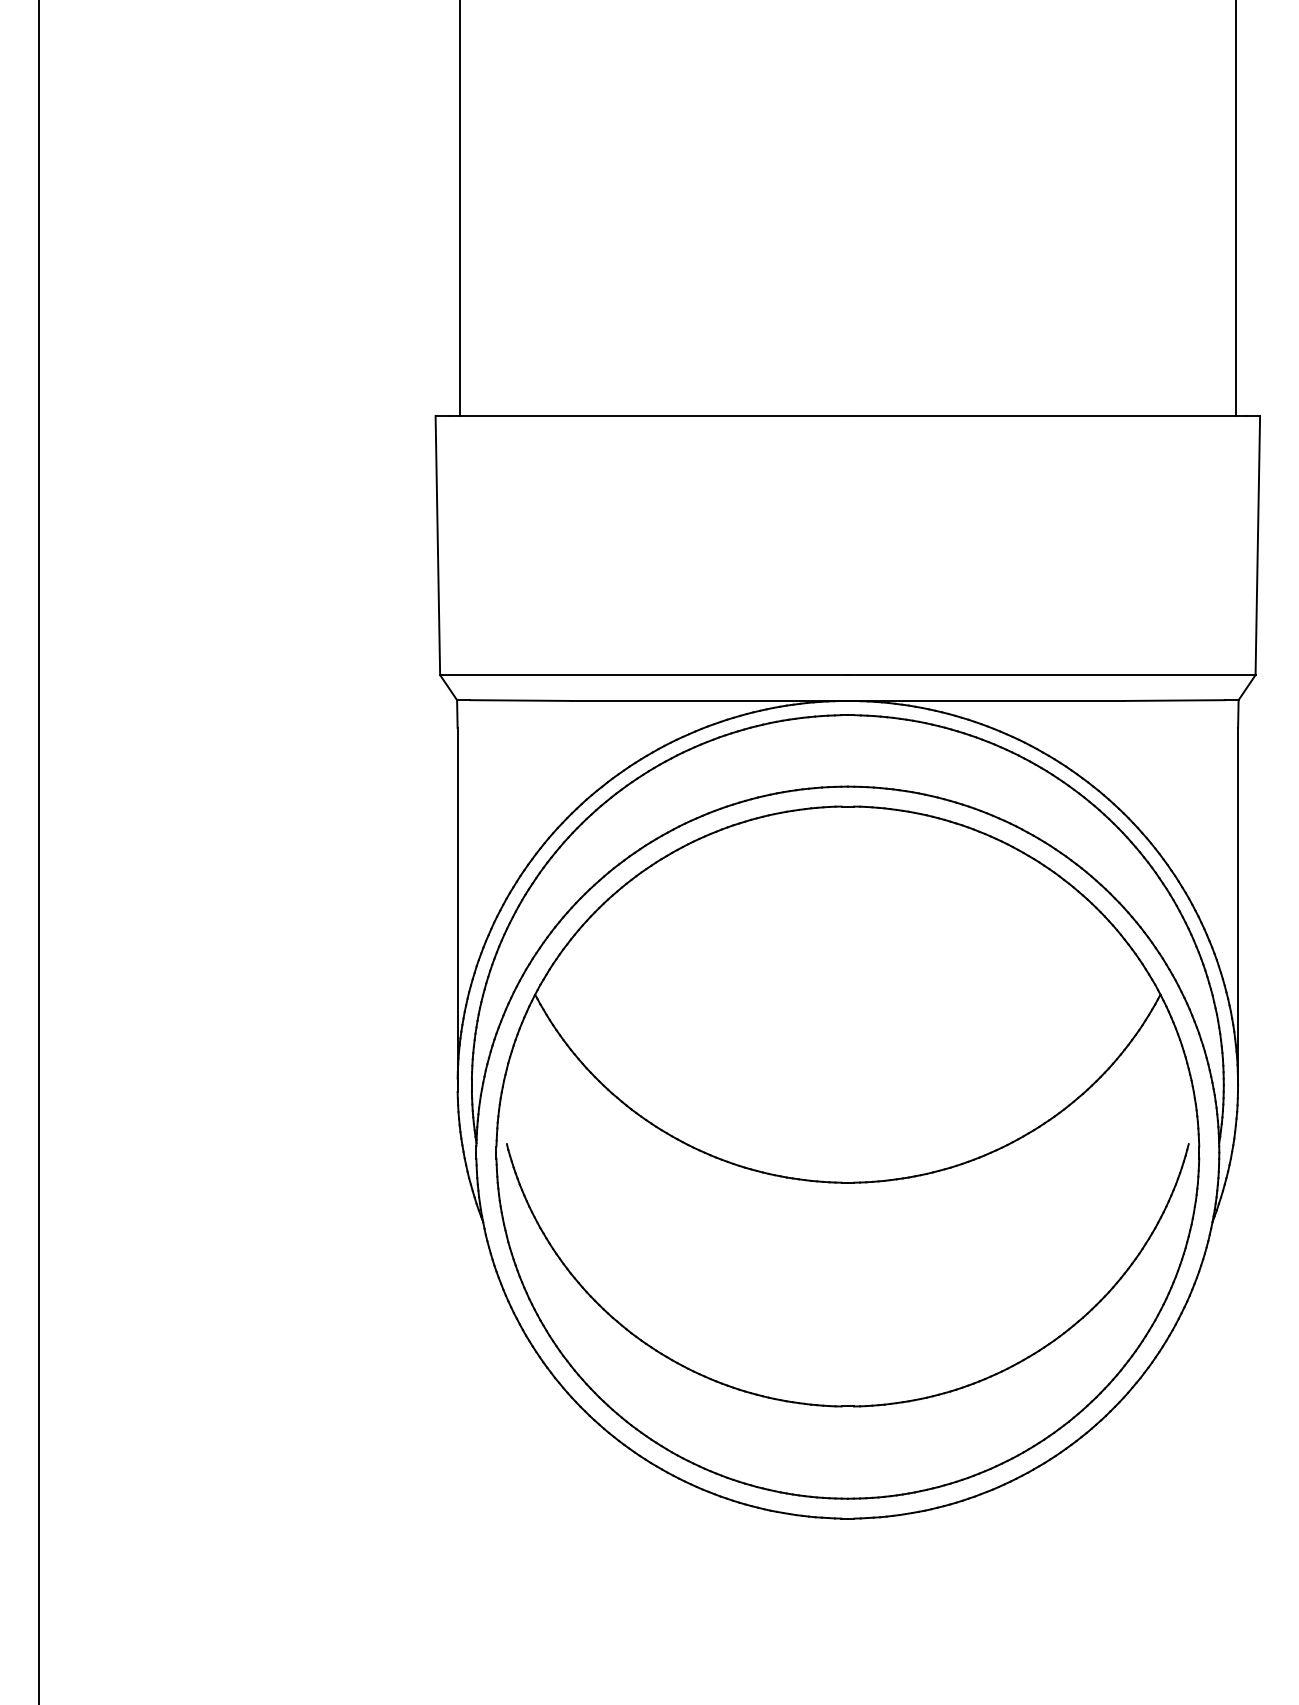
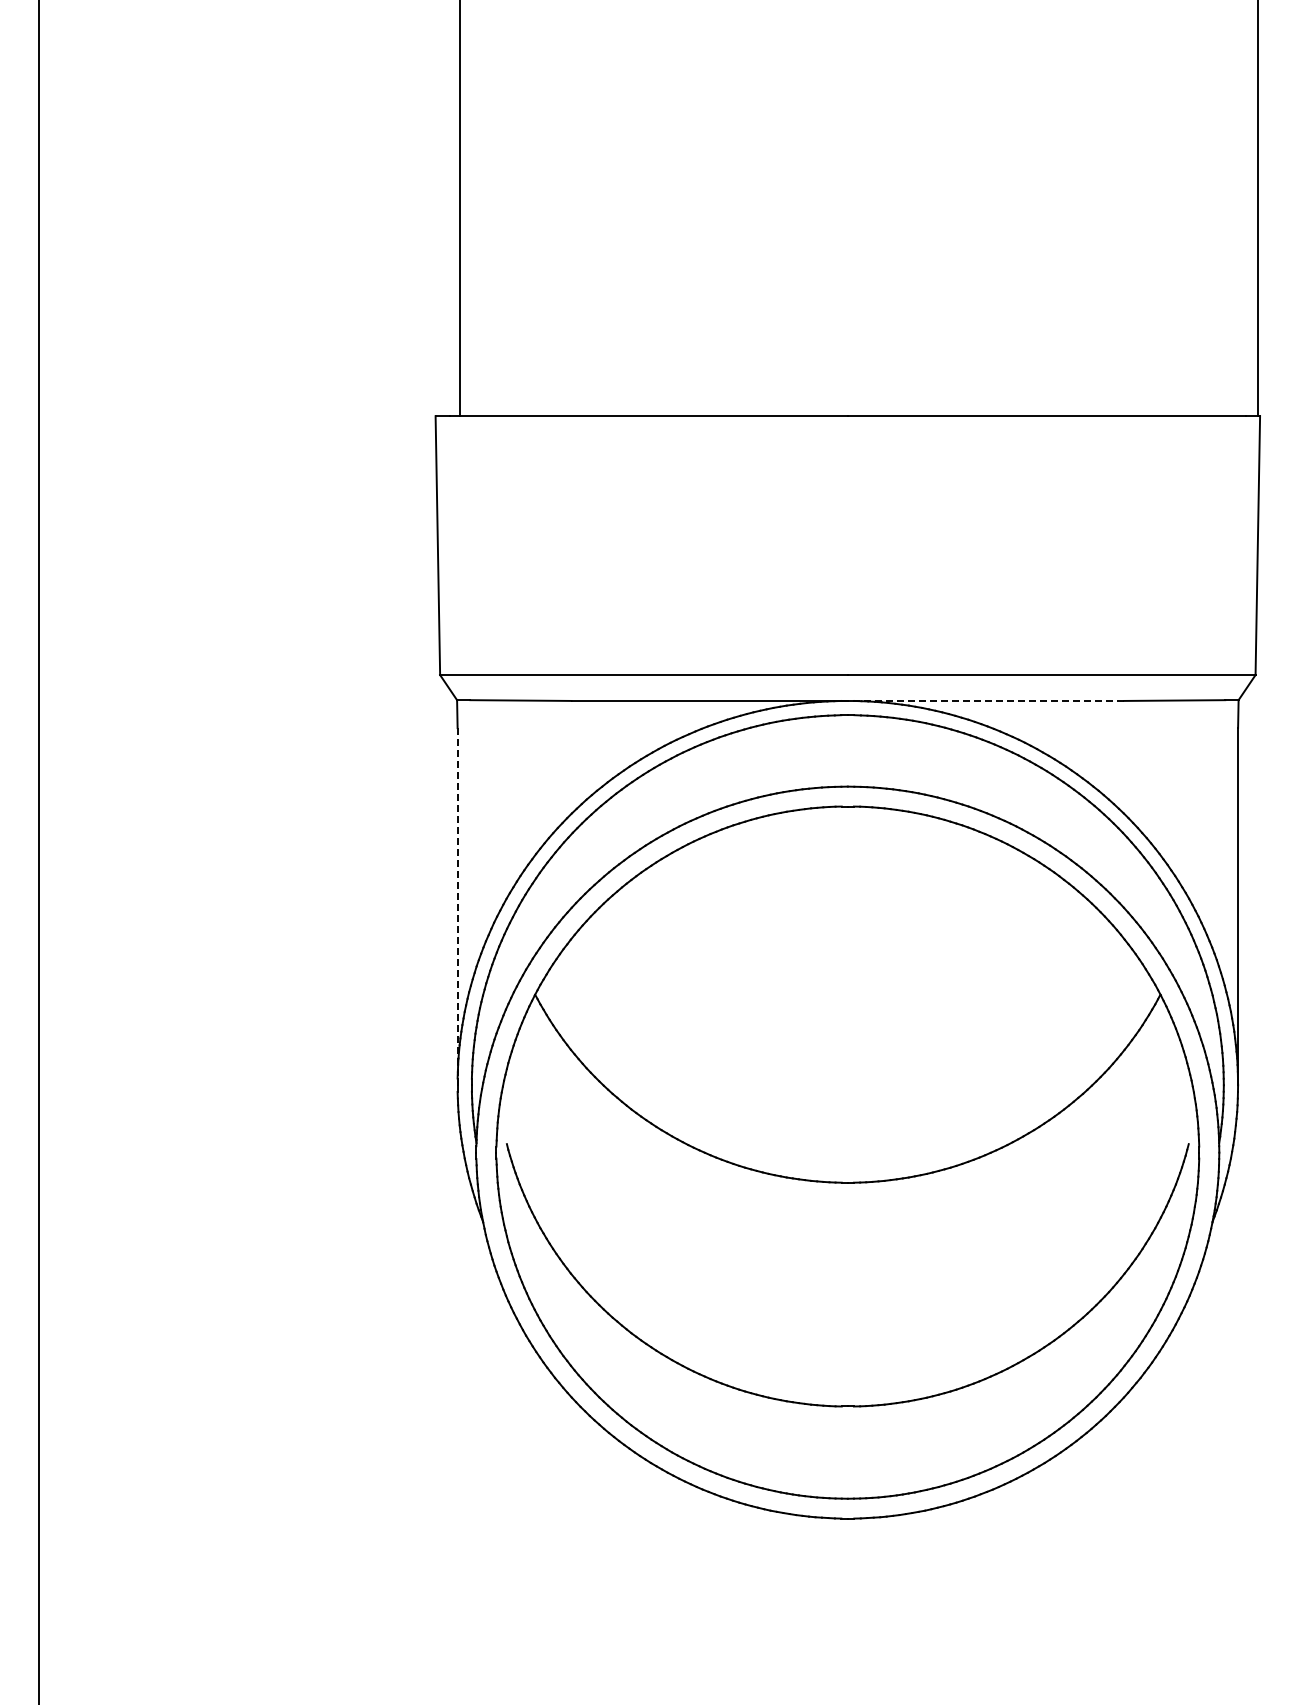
line position: (1236, 209) -> (1258, 209) (1258, 209)
line: solid -> dashed (985, 700)
line: solid -> dashed (457, 906)
